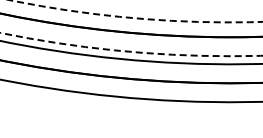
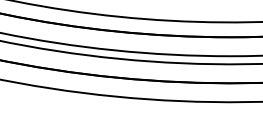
arc: dashed -> solid (135, 18)
circle: dashed -> solid (131, 44)
